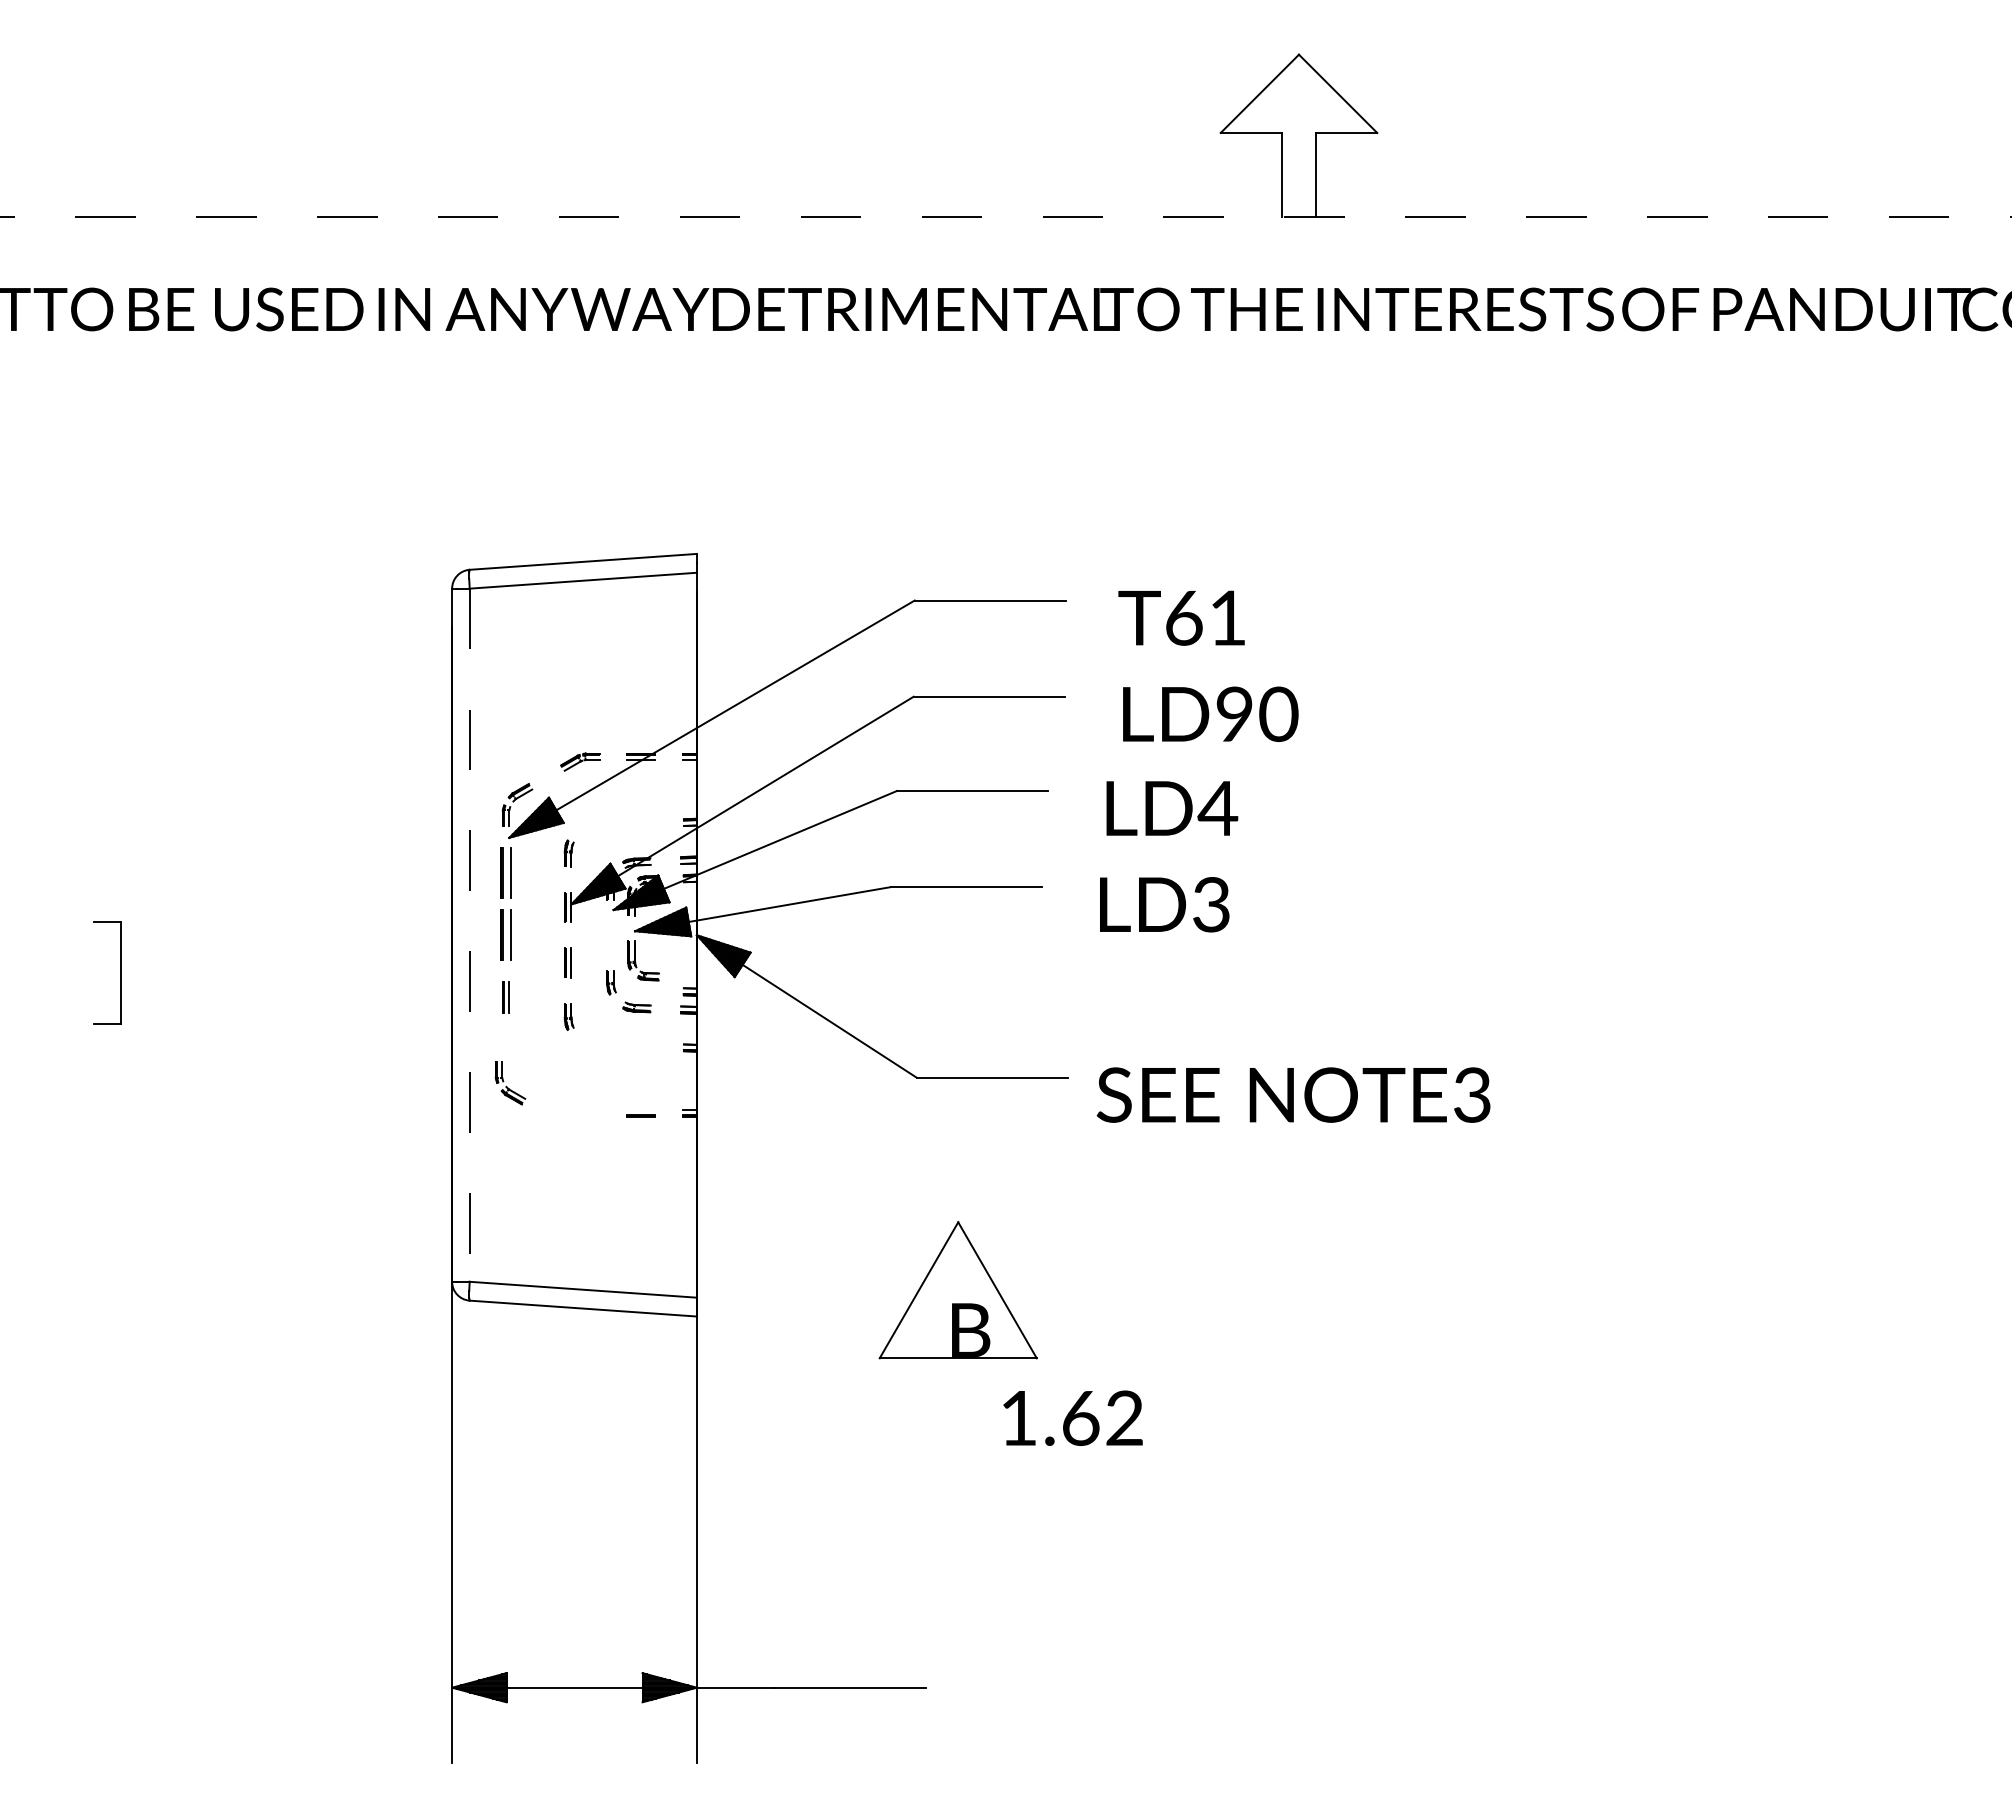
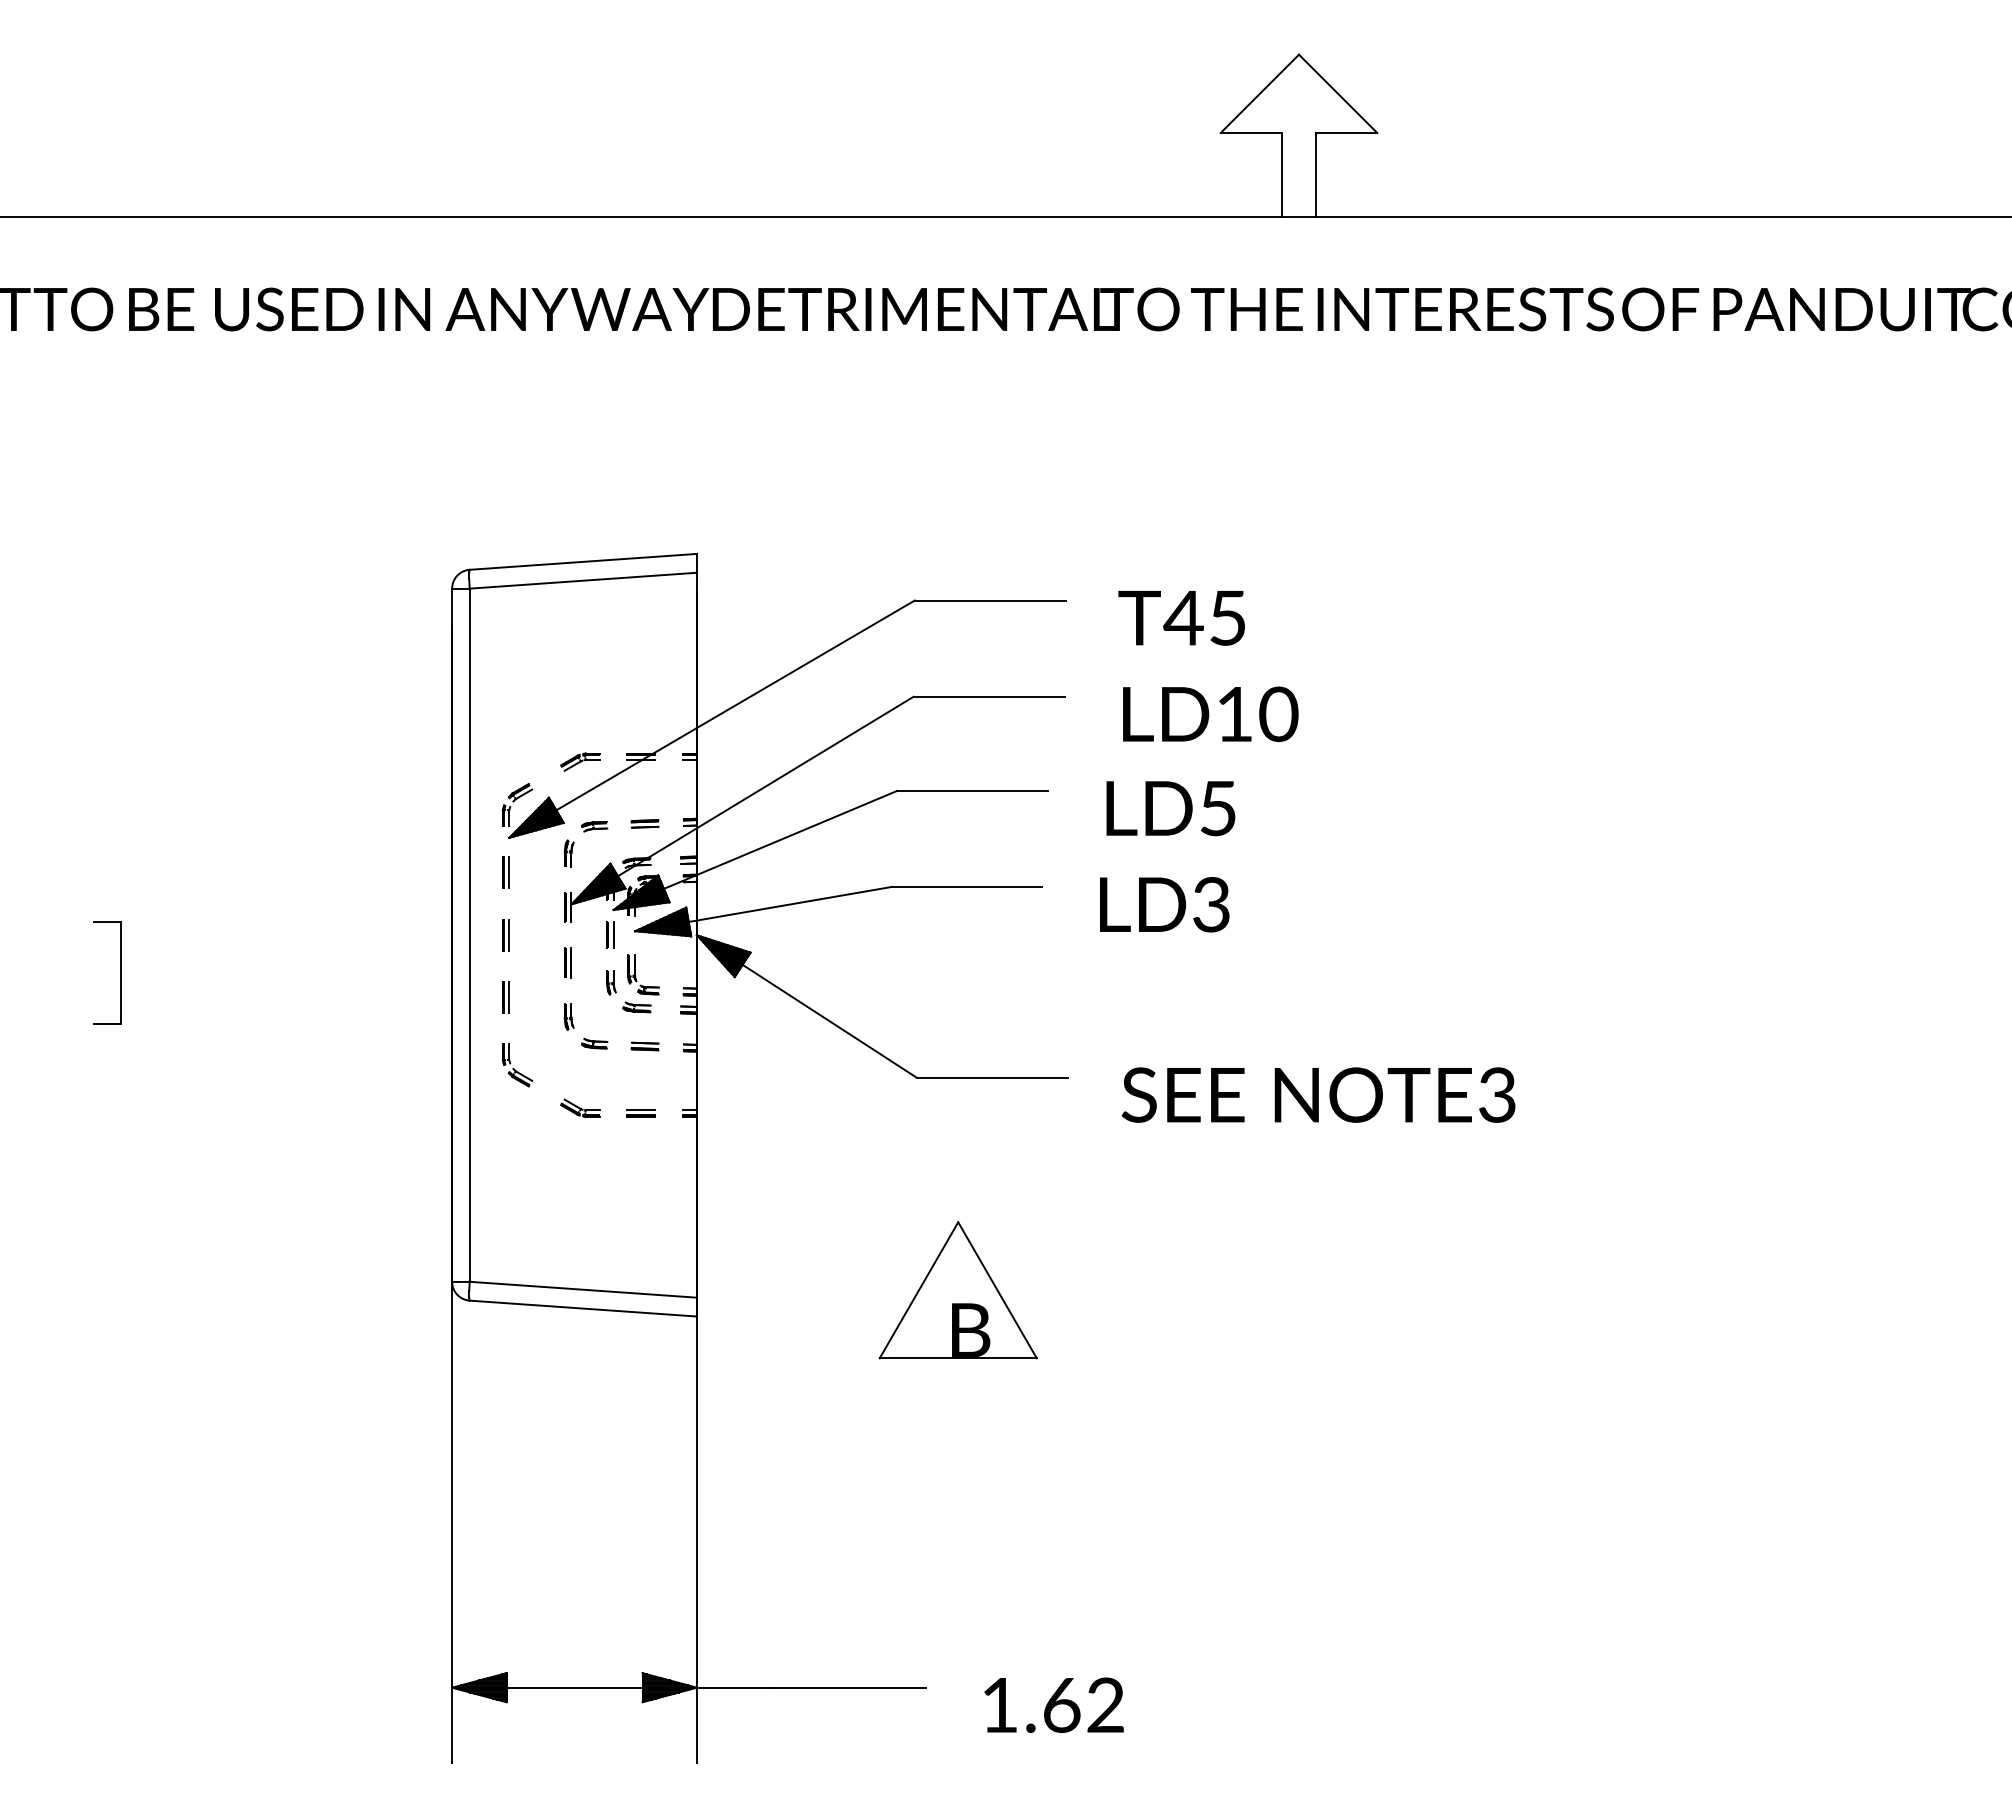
line: dashed -> solid (1005, 216)
text: T61 -> T45 (1203, 617)
text: LD90 -> LD10 (1234, 713)
text: LD4 -> LD5 (1217, 808)
part: none -> present (644, 823)
part: none -> present (594, 826)
part size: 12x52 px -> 8x33 px (505, 872)
part size: 12x52 px -> 8x33 px (505, 935)
part: none -> present (610, 934)
line: dashed -> solid (469, 935)
part position: (636, 962) -> (636, 976) (636, 976)
part: none -> present (594, 1043)
part: none -> present (644, 1046)
part position: (510, 1083) -> (517, 1065) (517, 1065)
text position: (1293, 1094) -> (1318, 1094) (1318, 1094)
part: none -> present (580, 1107)
line: none -> present (641, 1110)
text position: (1072, 1417) -> (1053, 1704) (1053, 1704)
